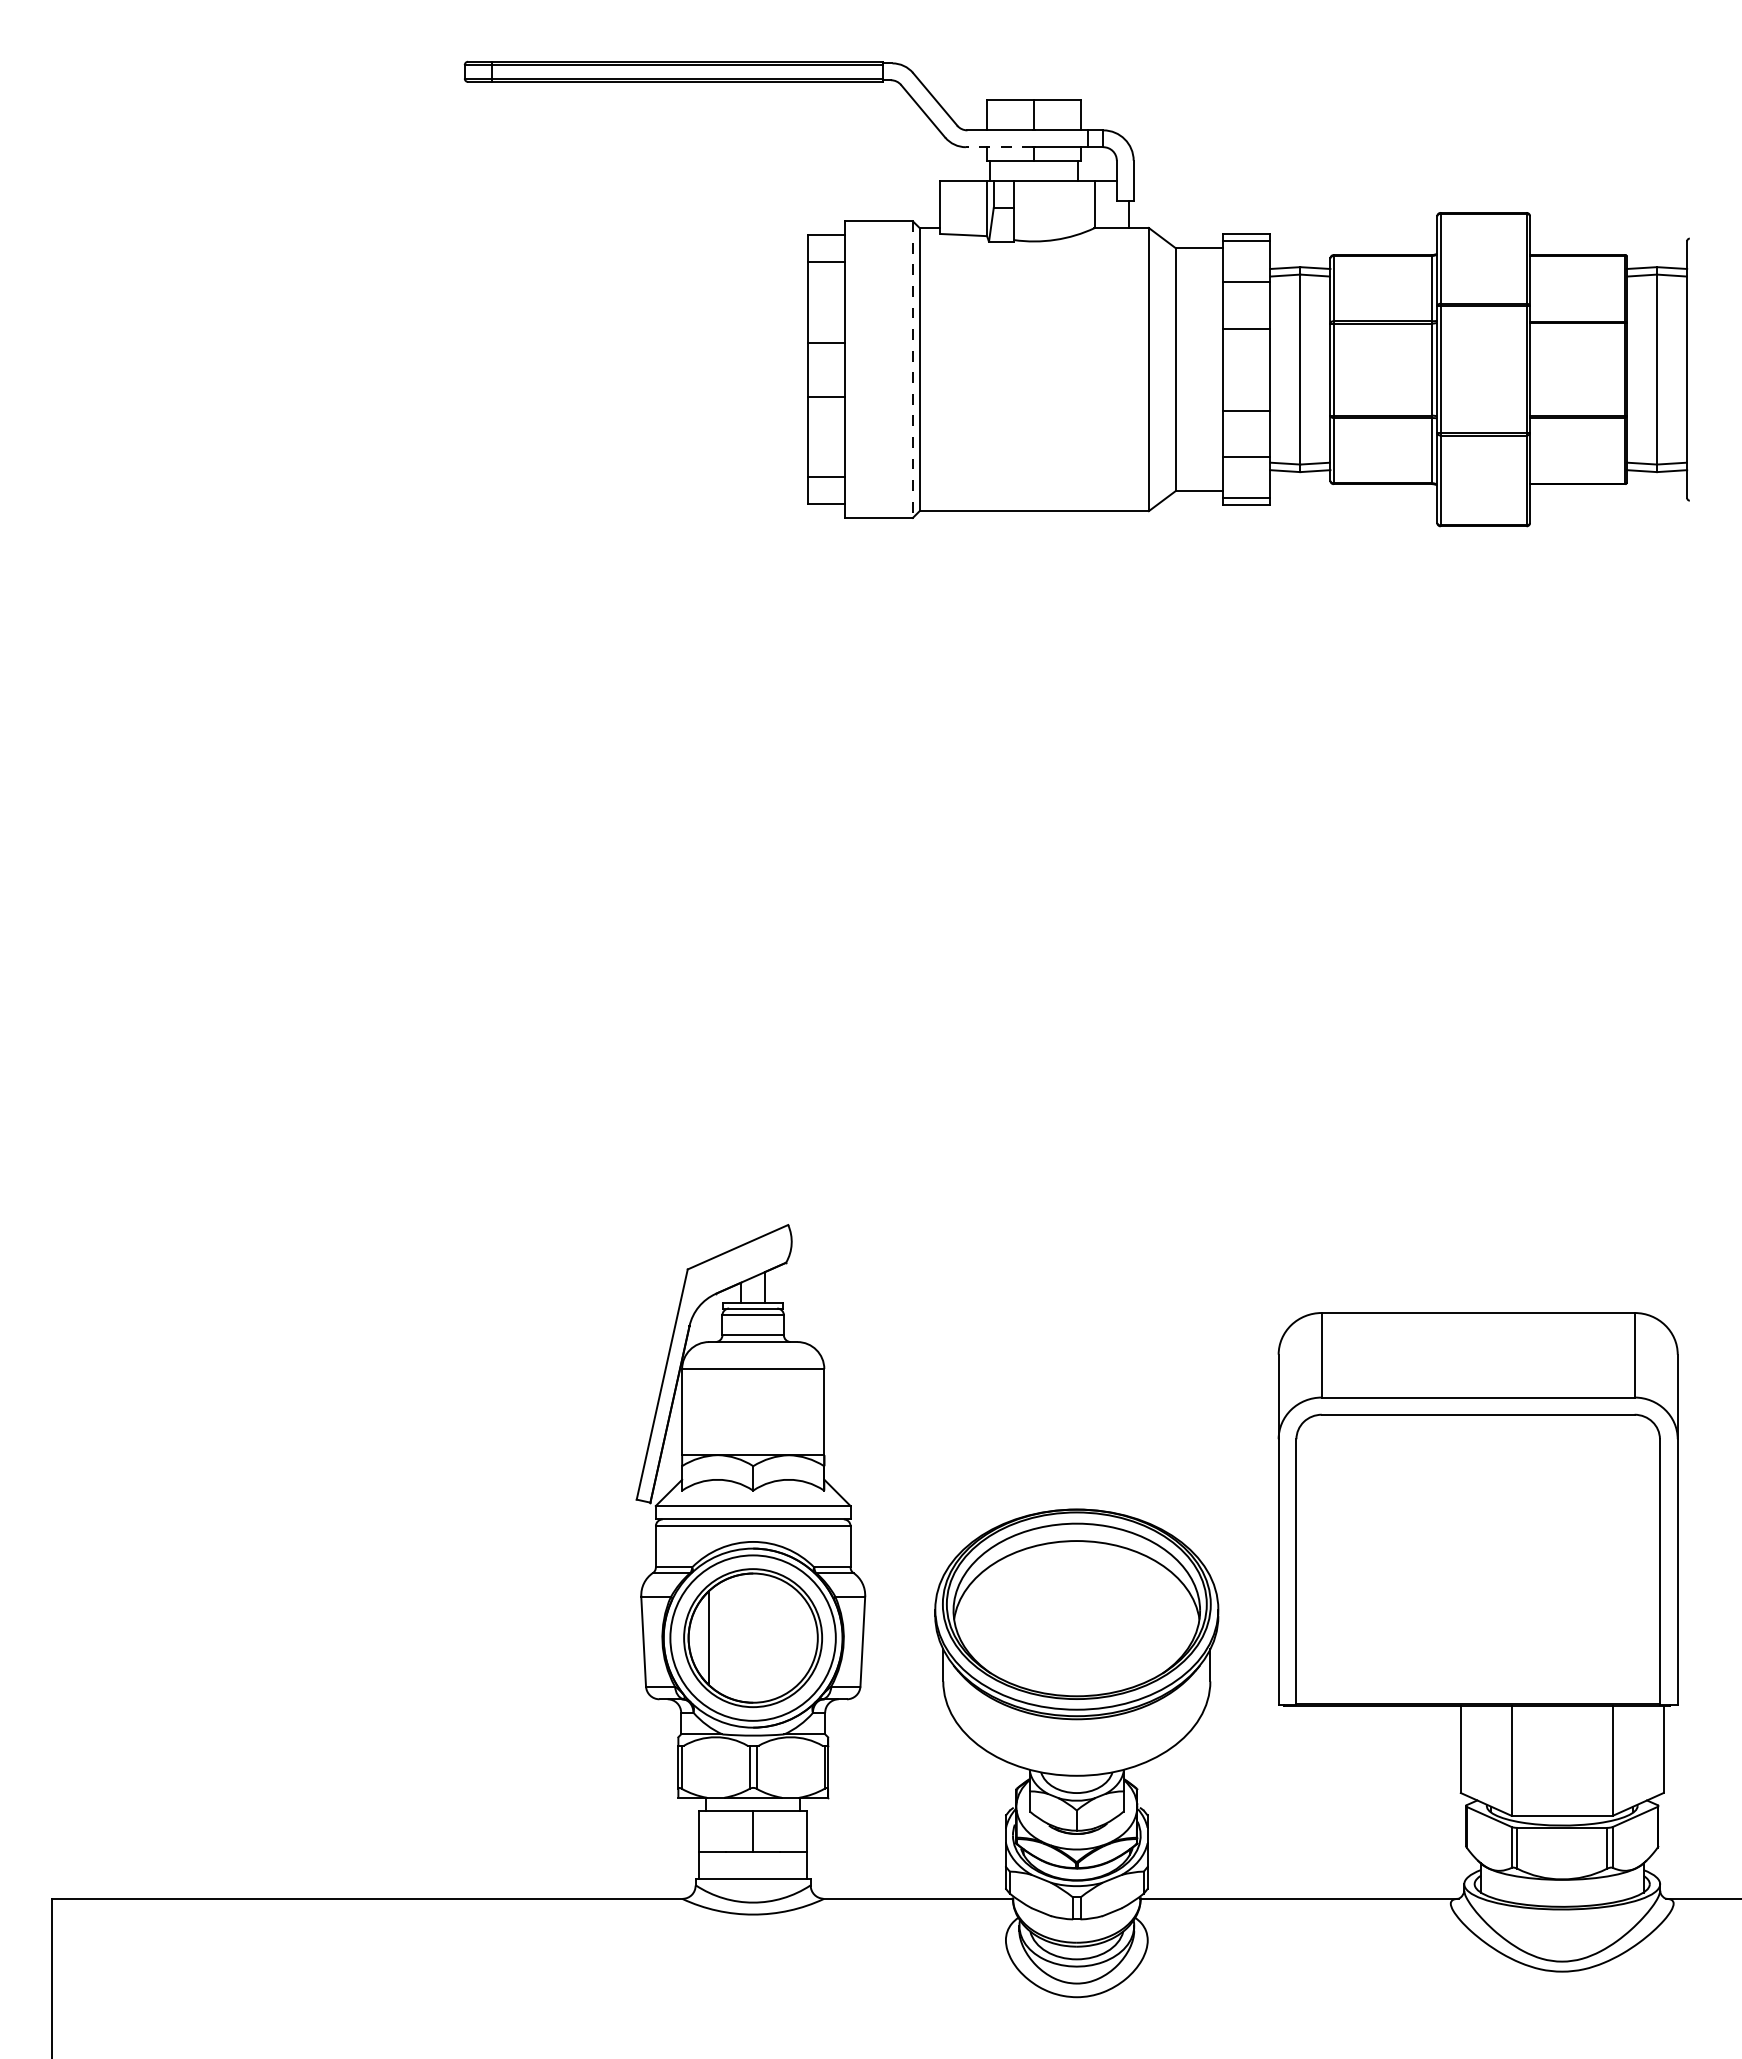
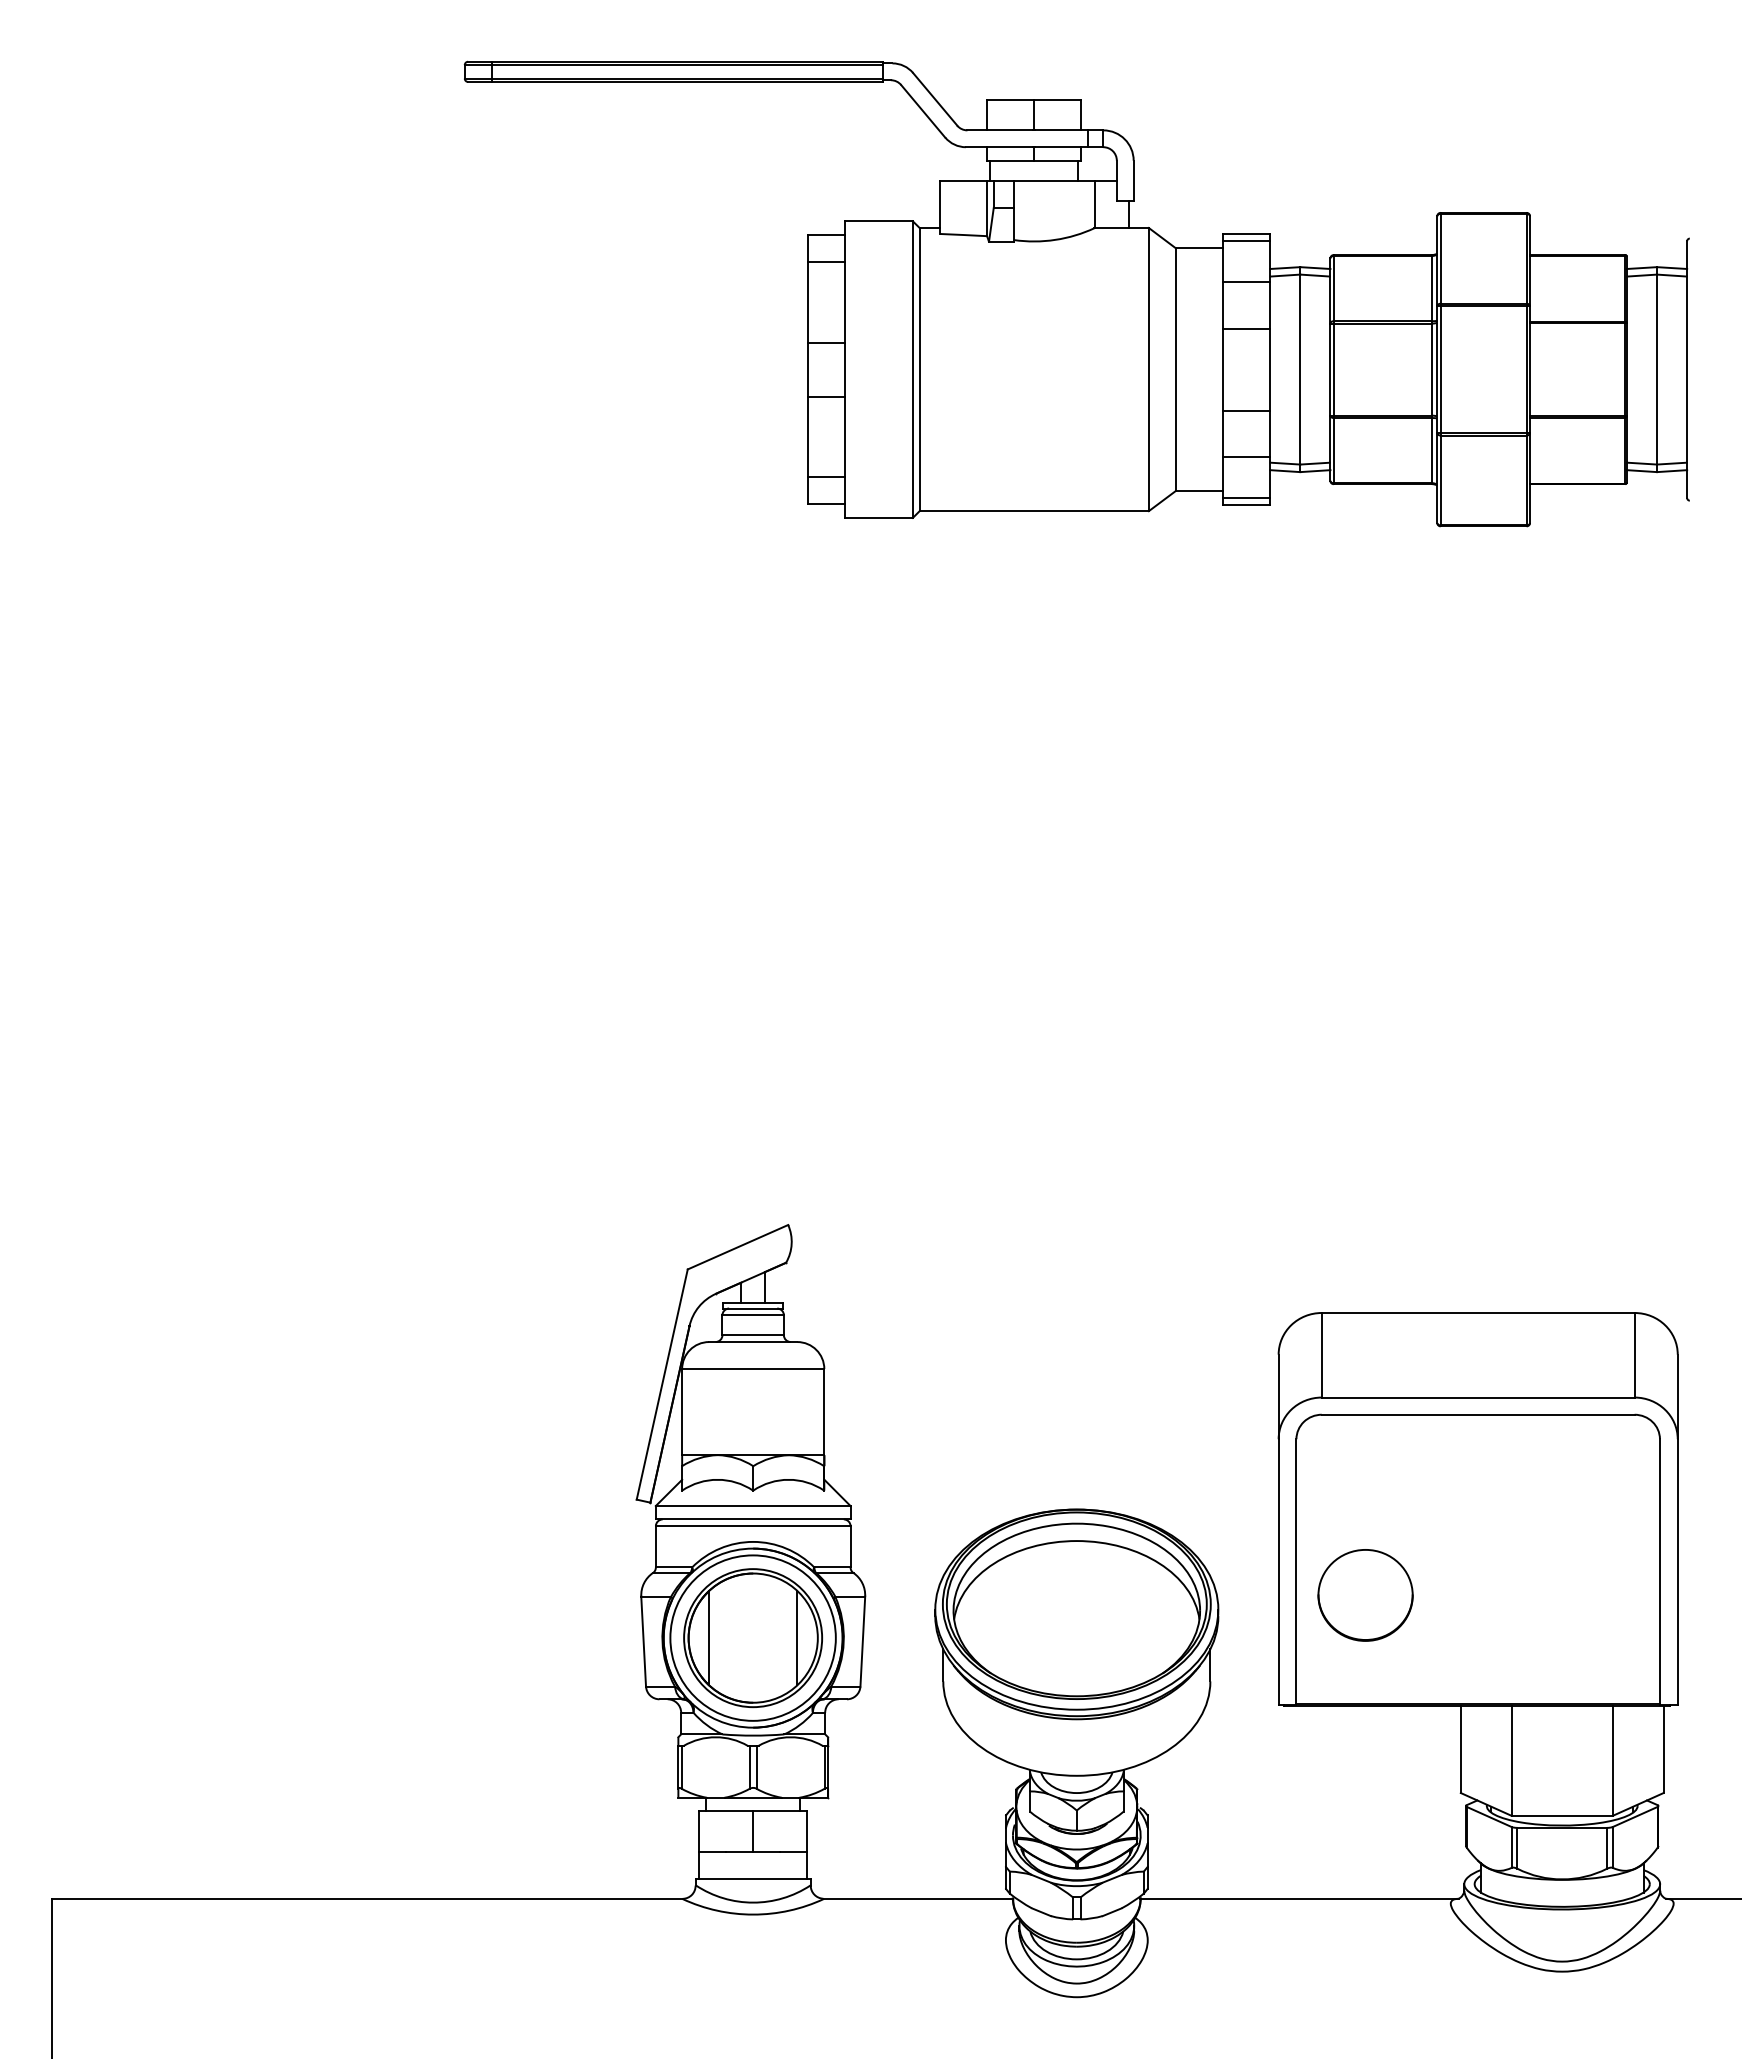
line: dashed -> solid (999, 147)
line: dashed -> solid (912, 370)
part: none -> present (1365, 1595)
line: none -> present (797, 1637)
